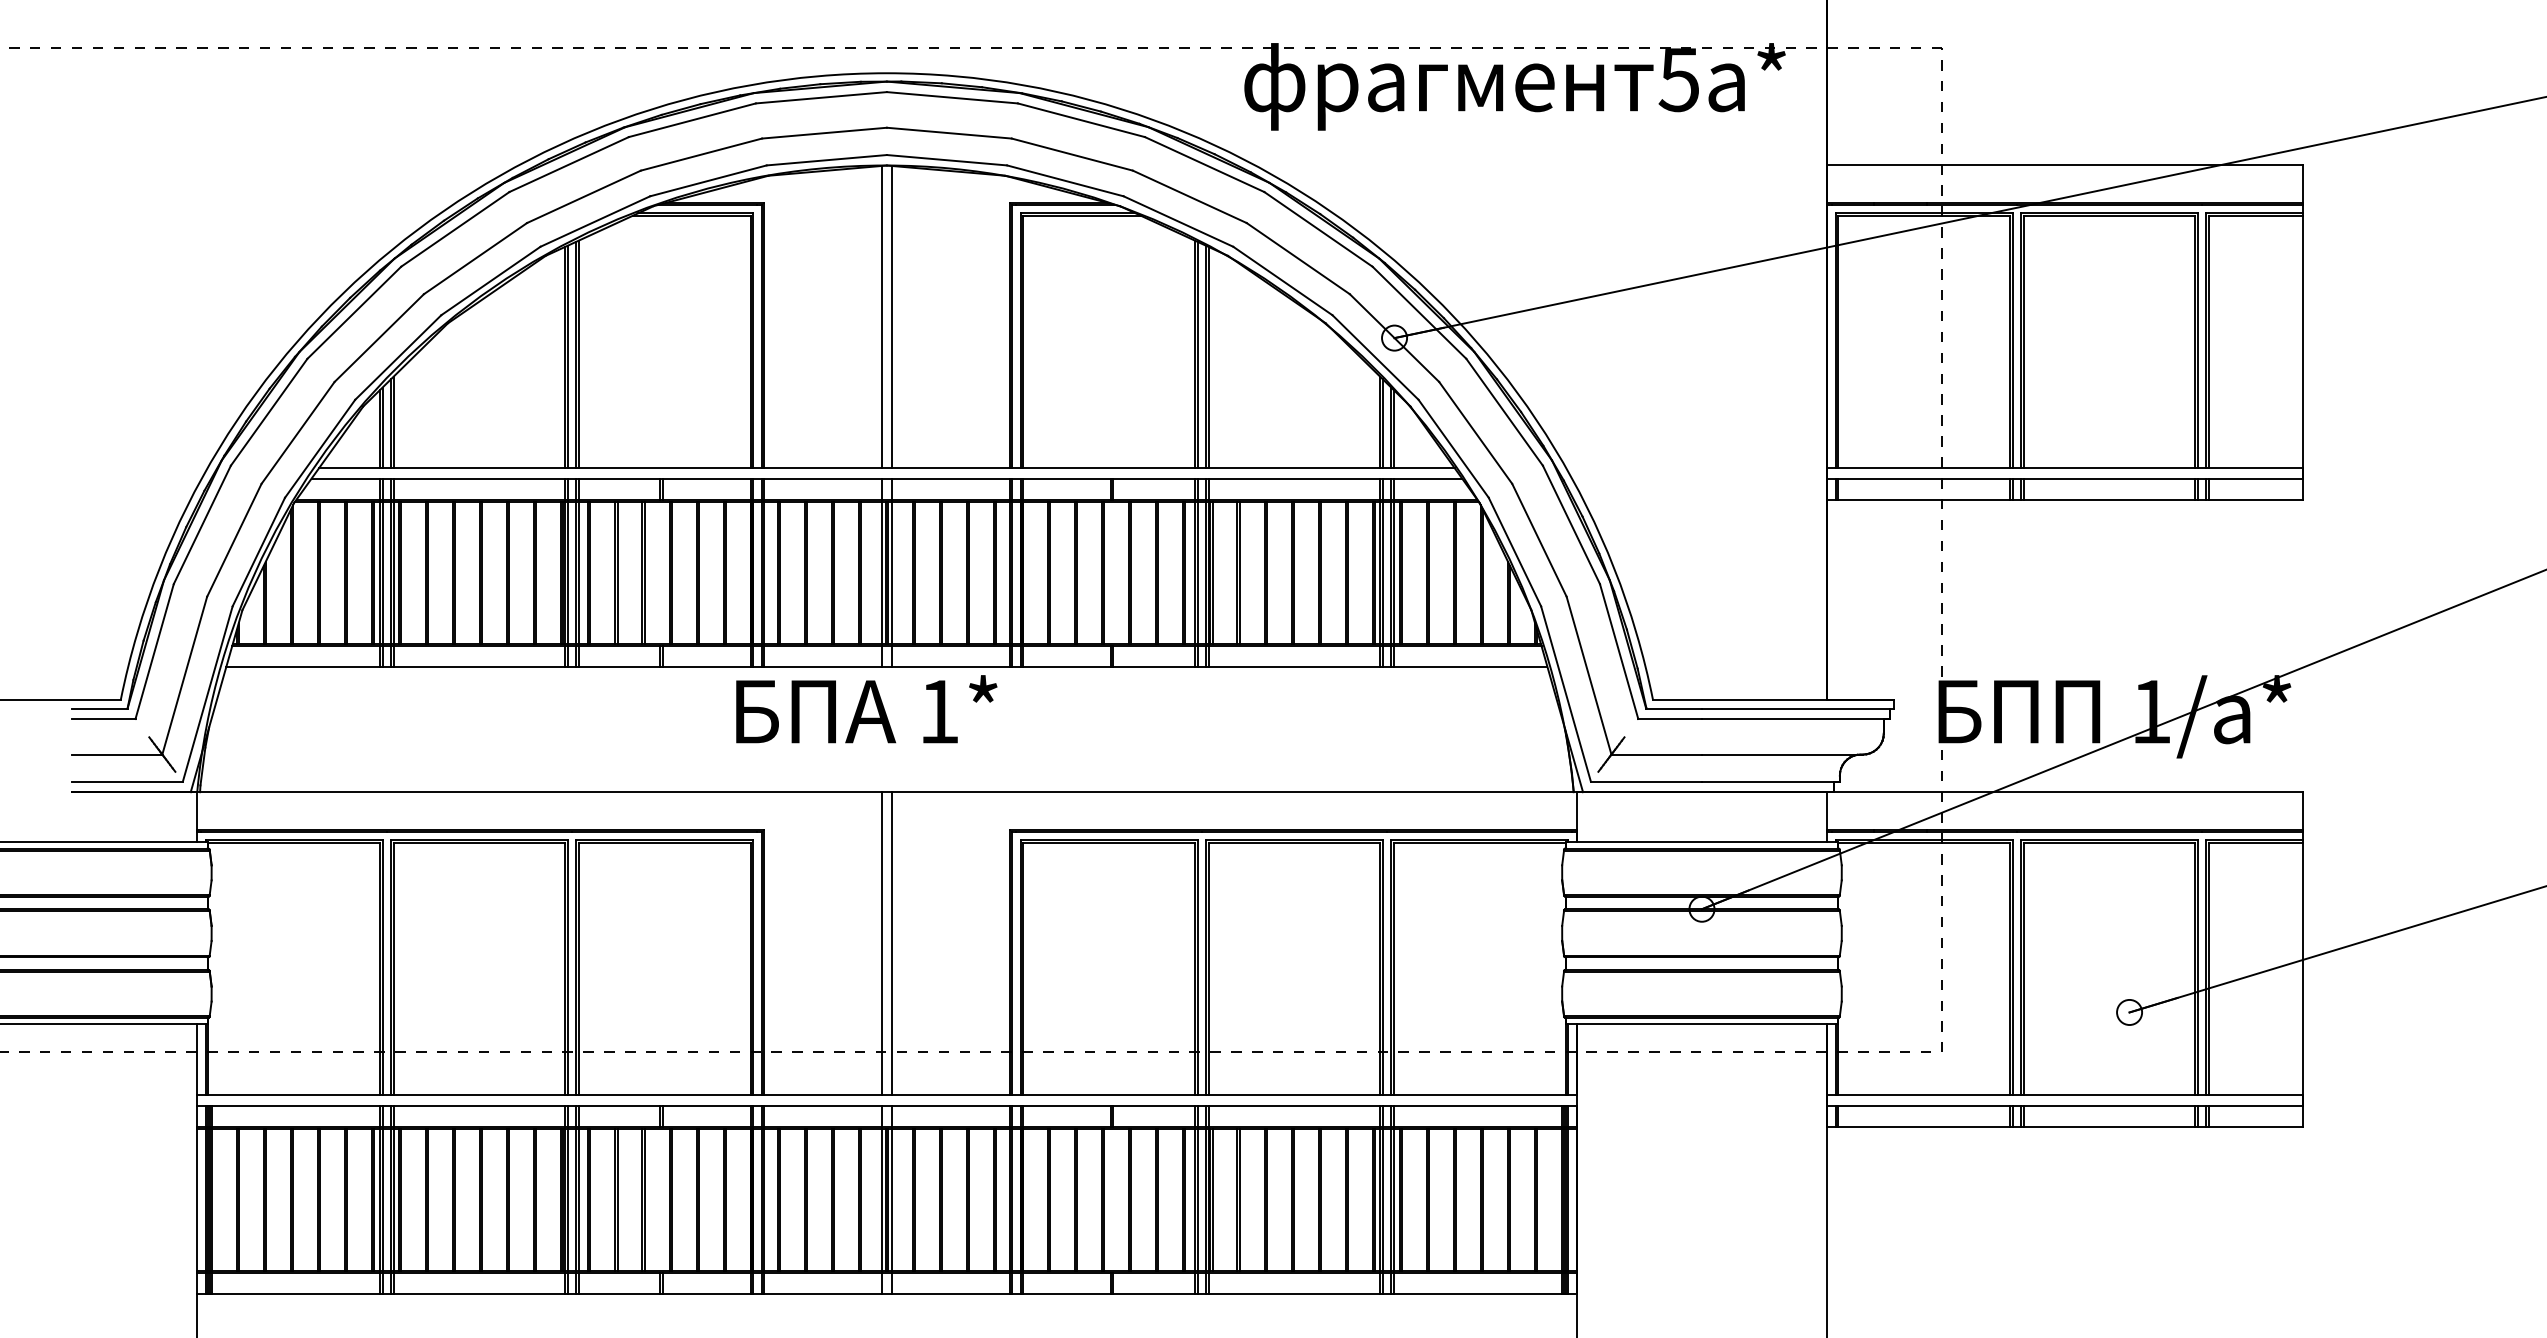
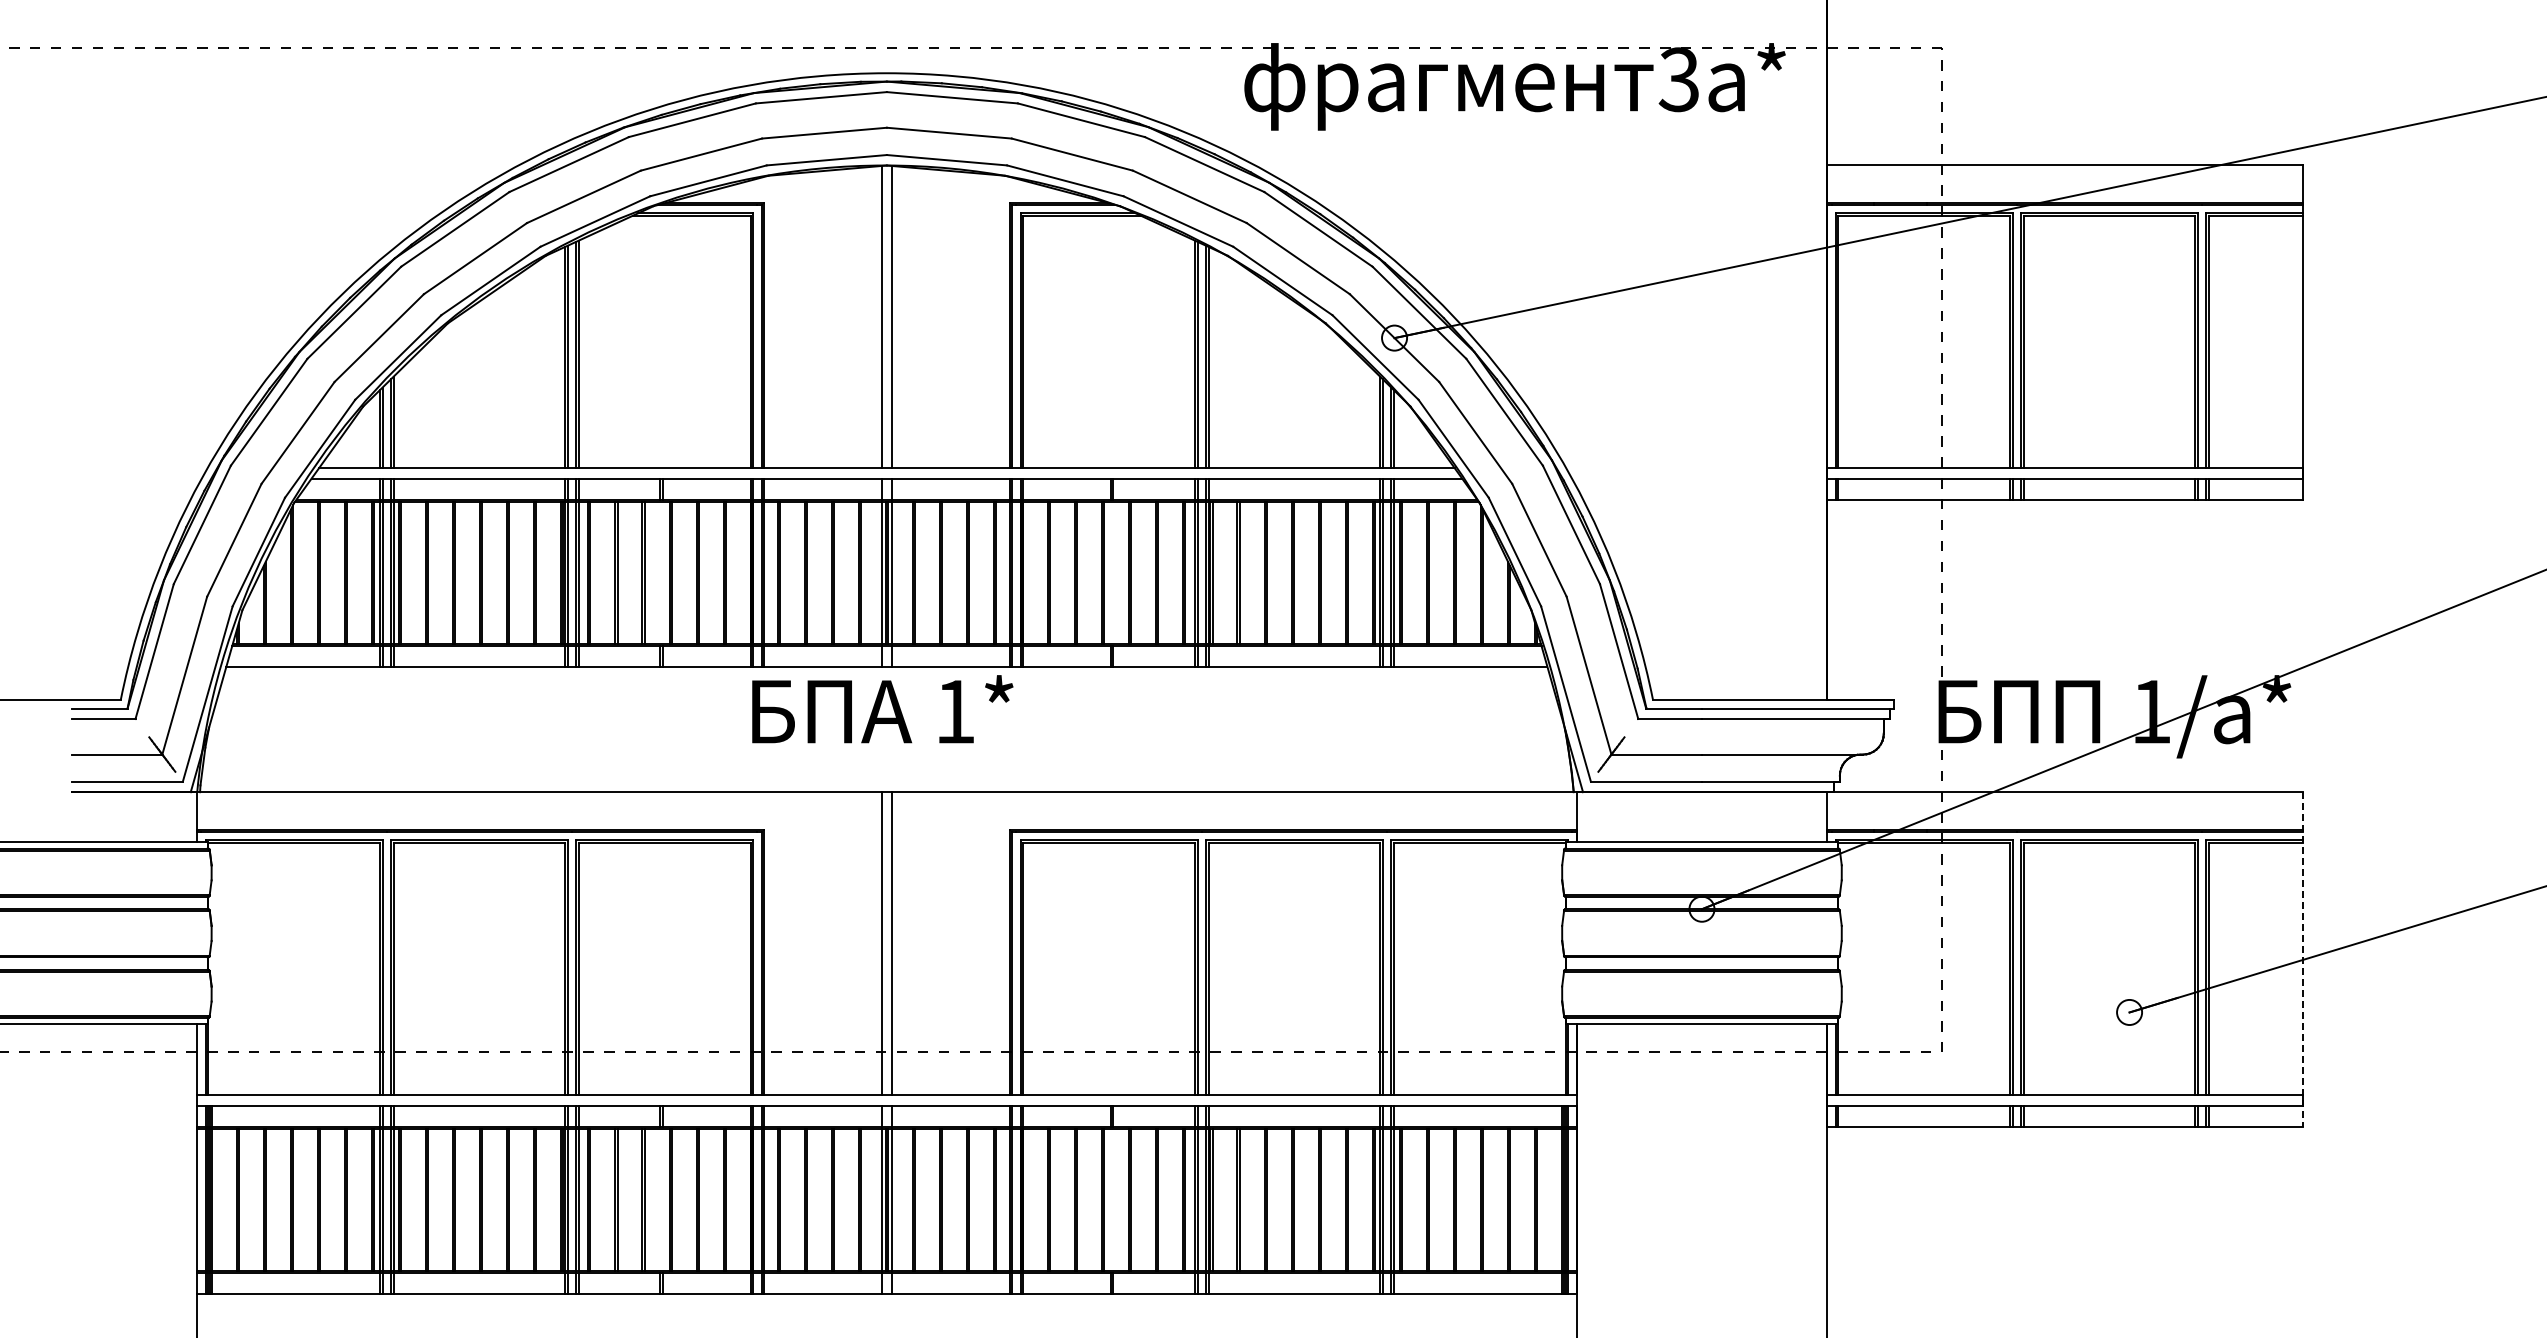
text: 5 -> 3 (1678, 79)
text position: (866, 709) -> (882, 709) (882, 709)
line: solid -> dashed (2302, 959)
